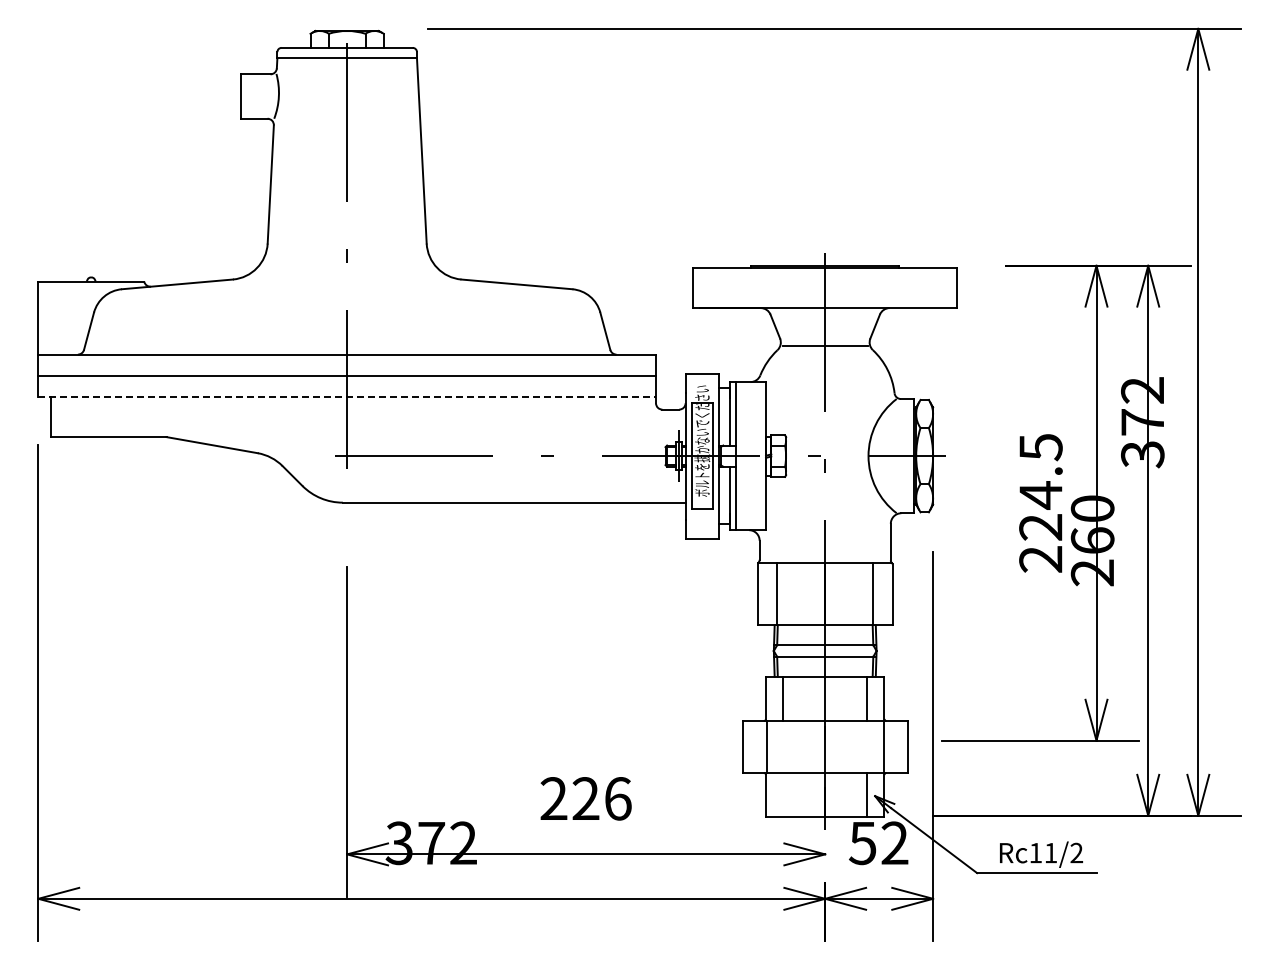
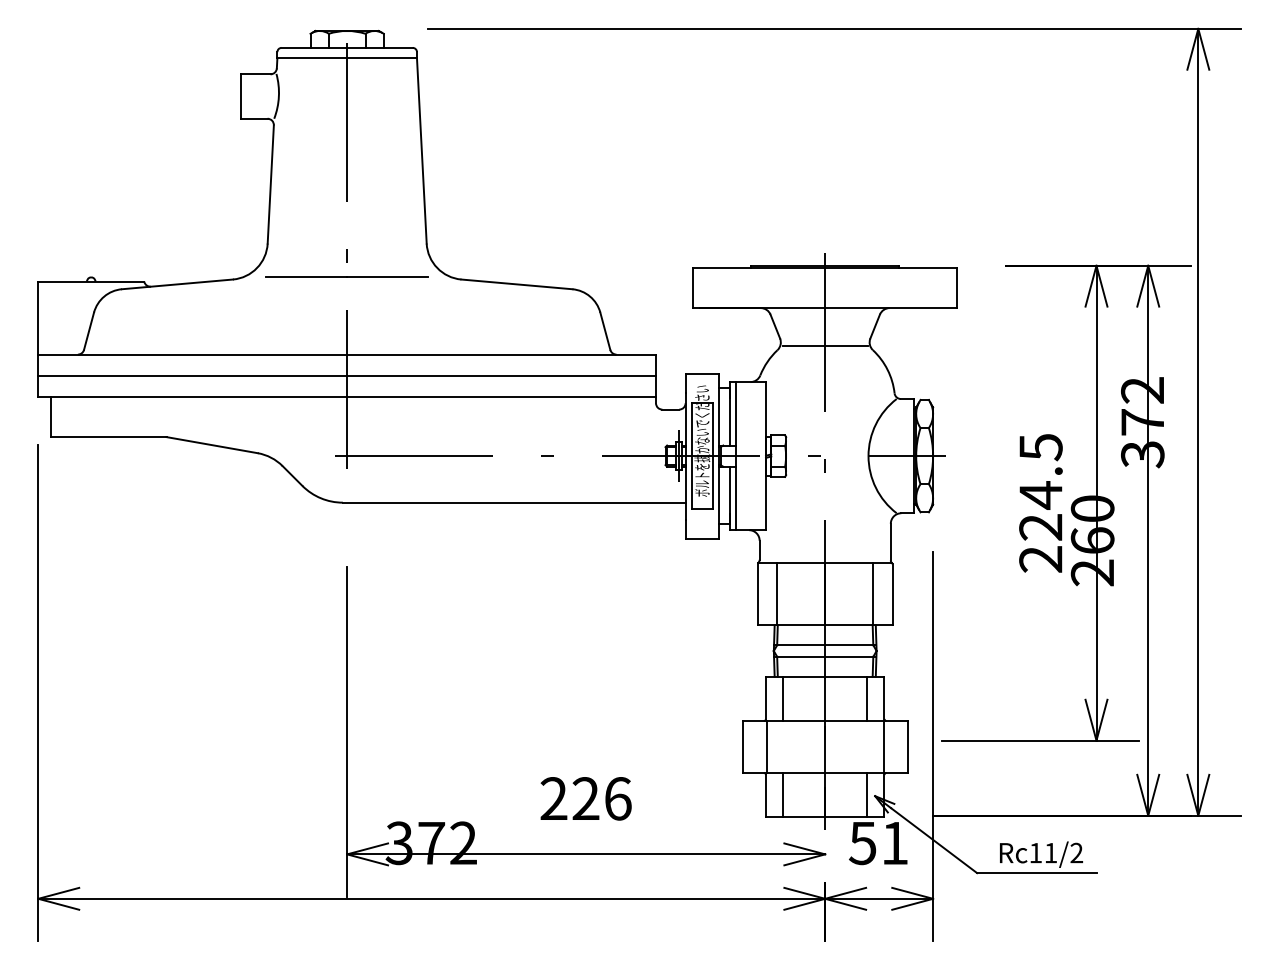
line: none -> present (346, 276)
line: dashed -> solid (347, 396)
line: none -> present (783, 794)
text: 52 -> 51 (894, 842)
